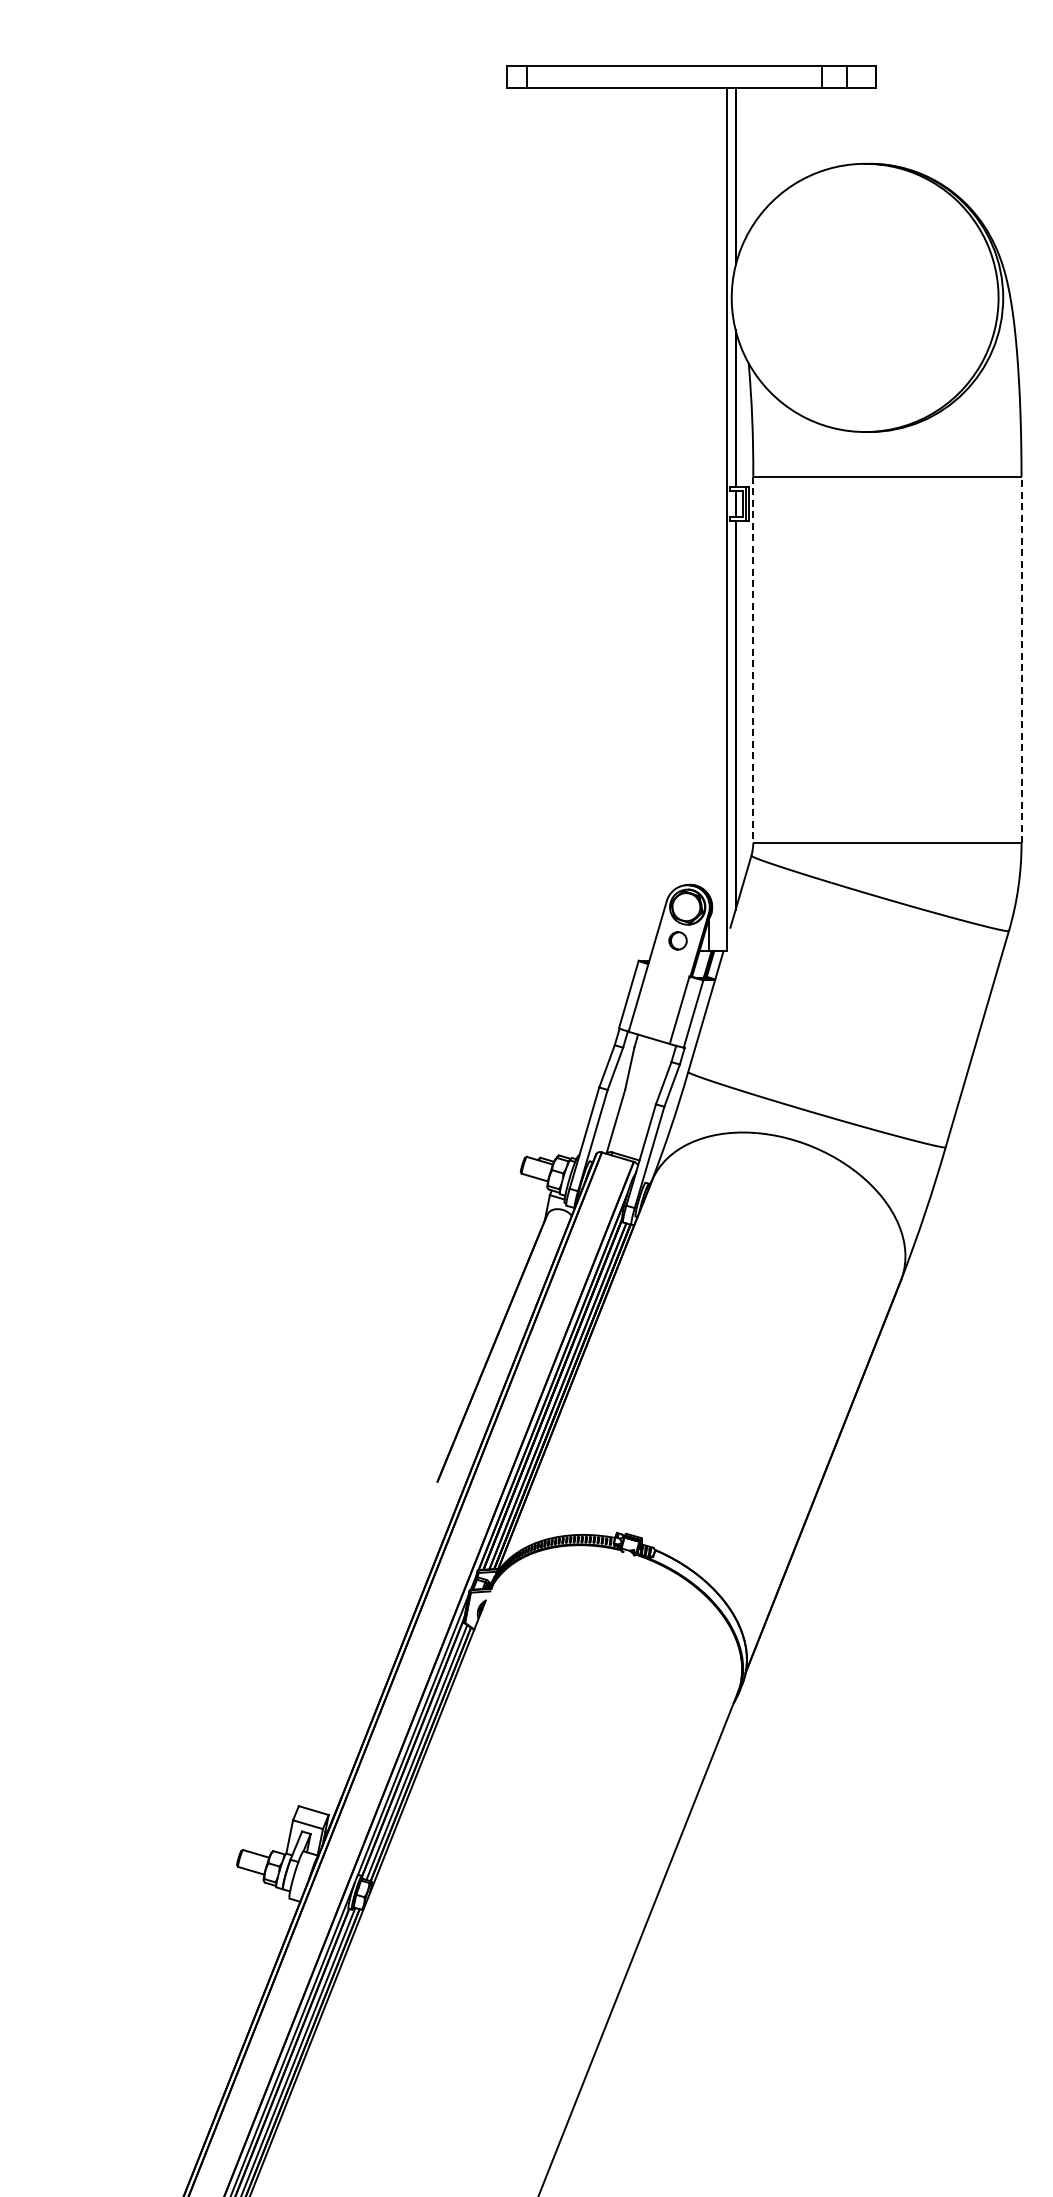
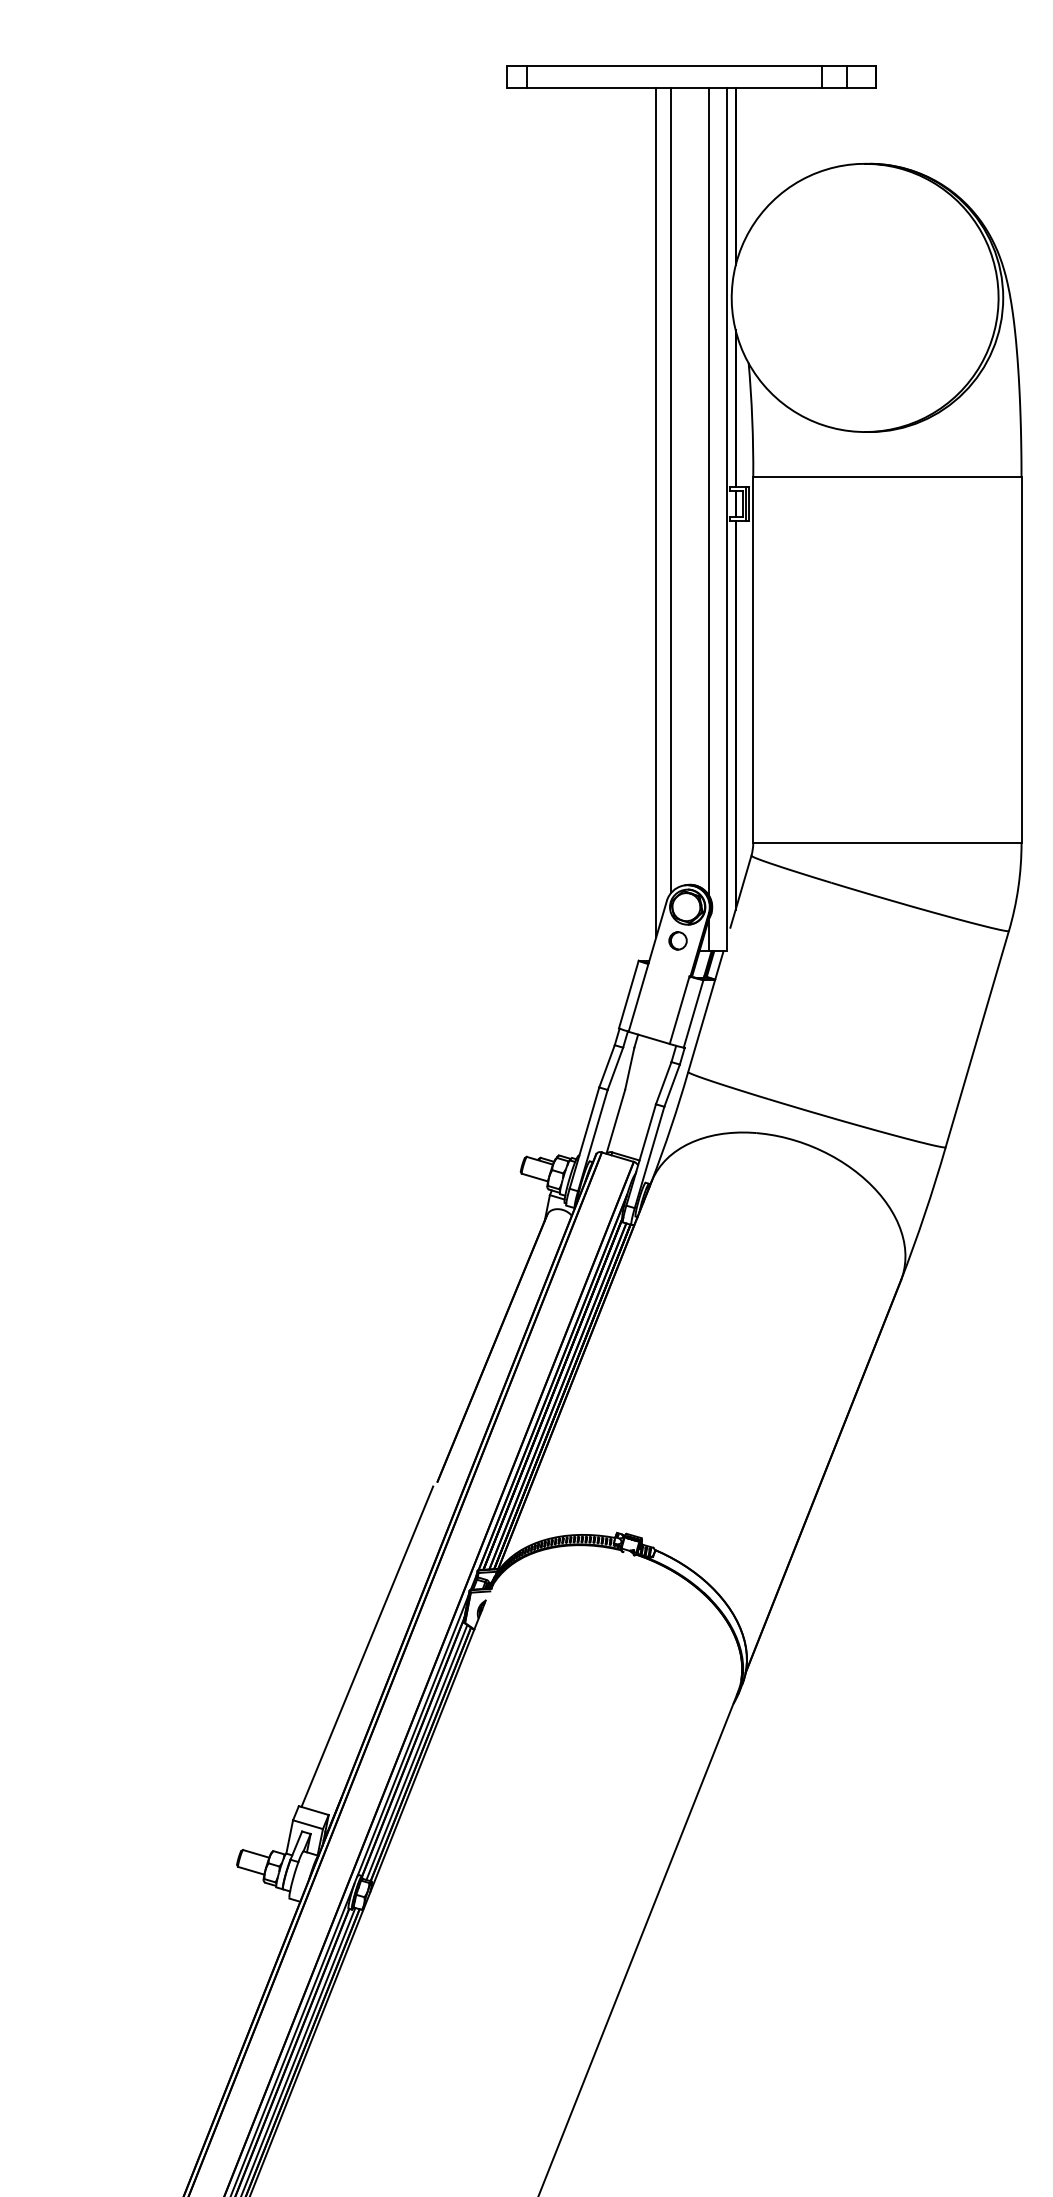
line: none -> present (670, 490)
line: none -> present (709, 491)
line: none -> present (656, 512)
line: dashed -> solid (1021, 659)
line: dashed -> solid (753, 660)
line: none -> present (367, 1646)
